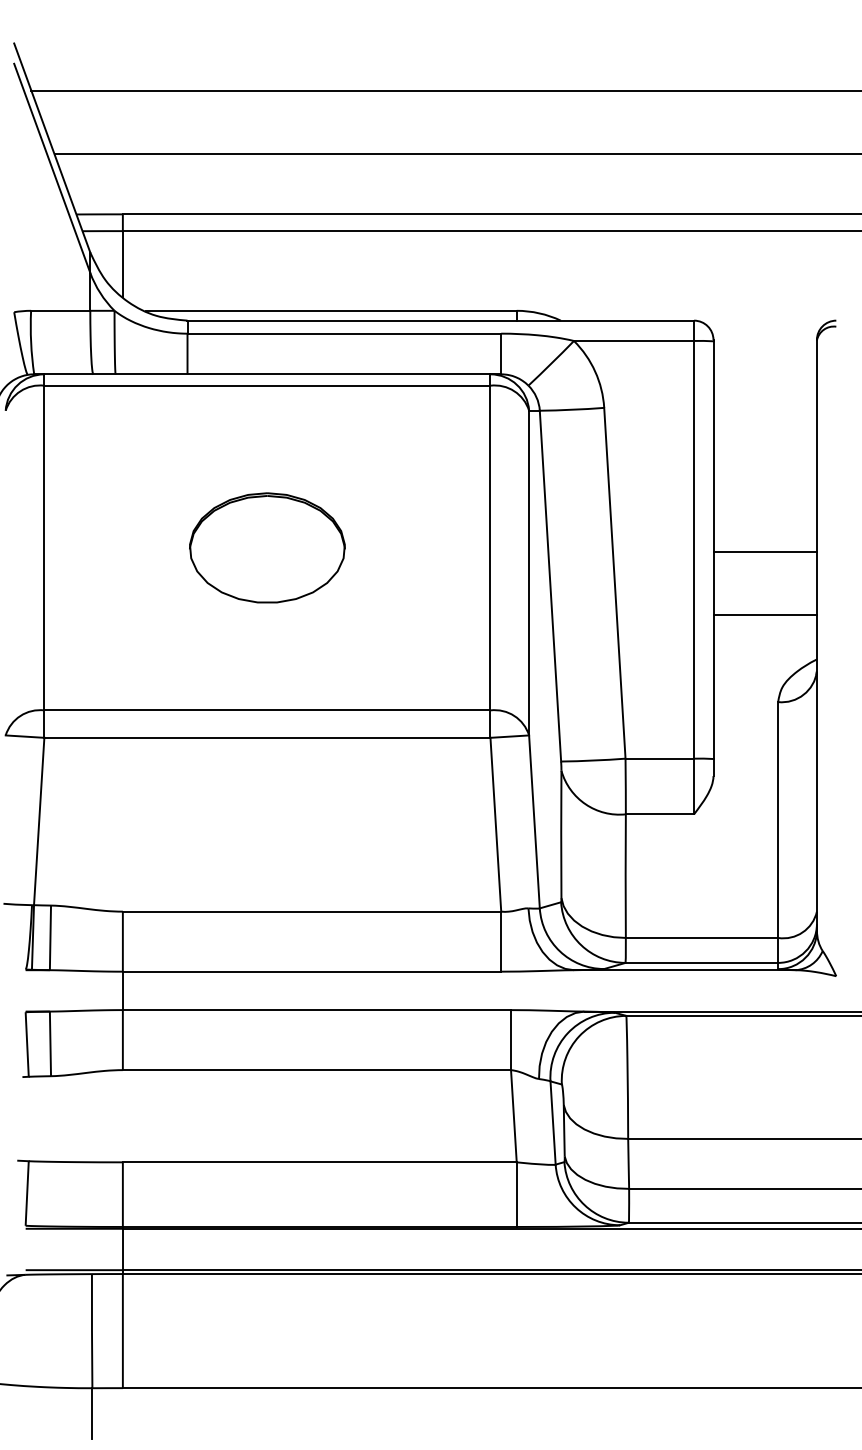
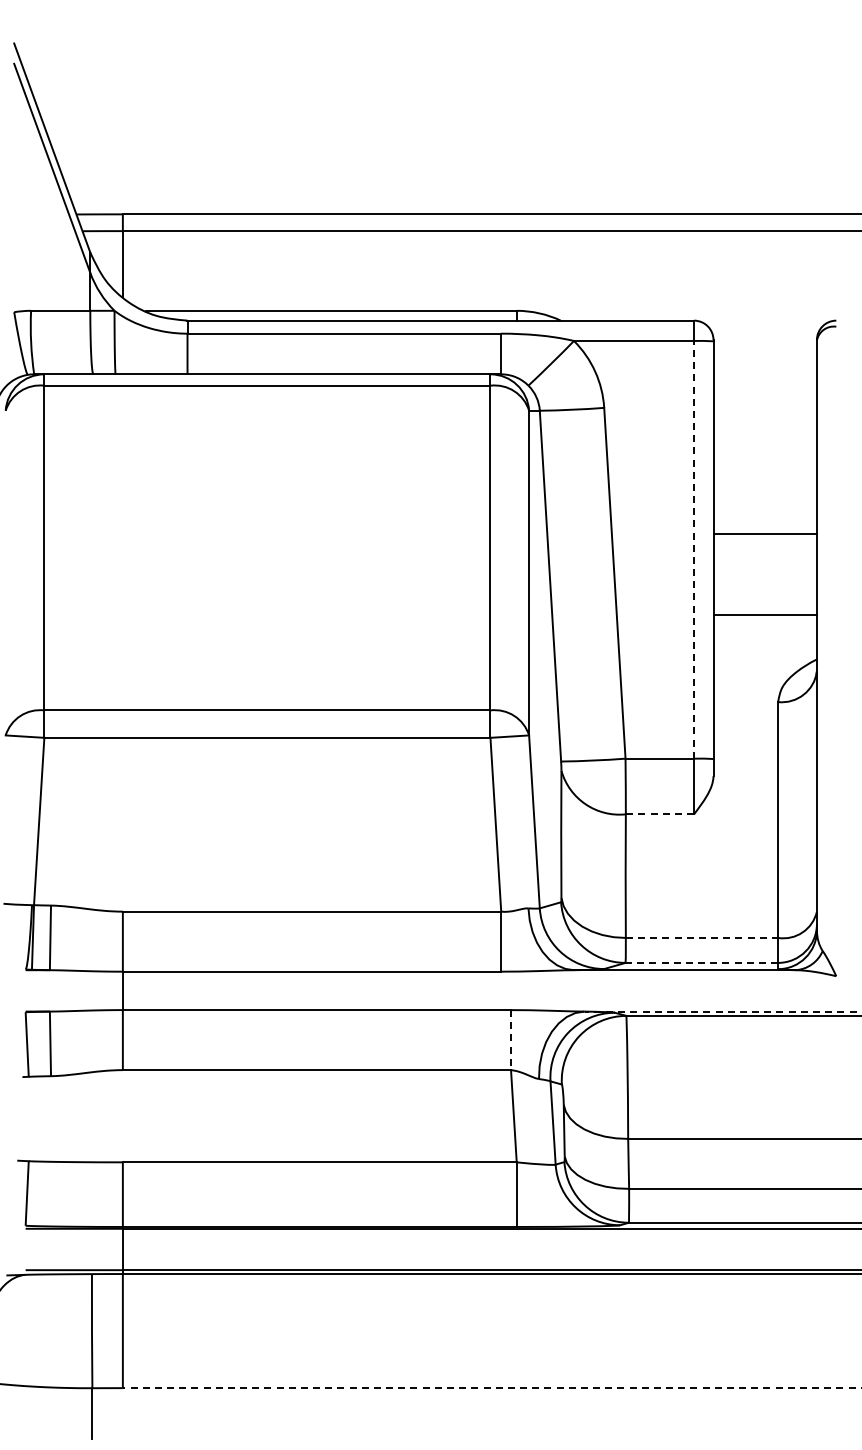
line: present -> none (444, 90)
line: present -> none (456, 154)
part: present -> none (267, 547)
line: solid -> dashed (694, 549)
line position: (764, 552) -> (764, 534) (764, 534)
line: solid -> dashed (659, 814)
line: solid -> dashed (702, 937)
line: solid -> dashed (701, 962)
line: solid -> dashed (722, 1011)
line: solid -> dashed (511, 1040)
line: solid -> dashed (491, 1388)
